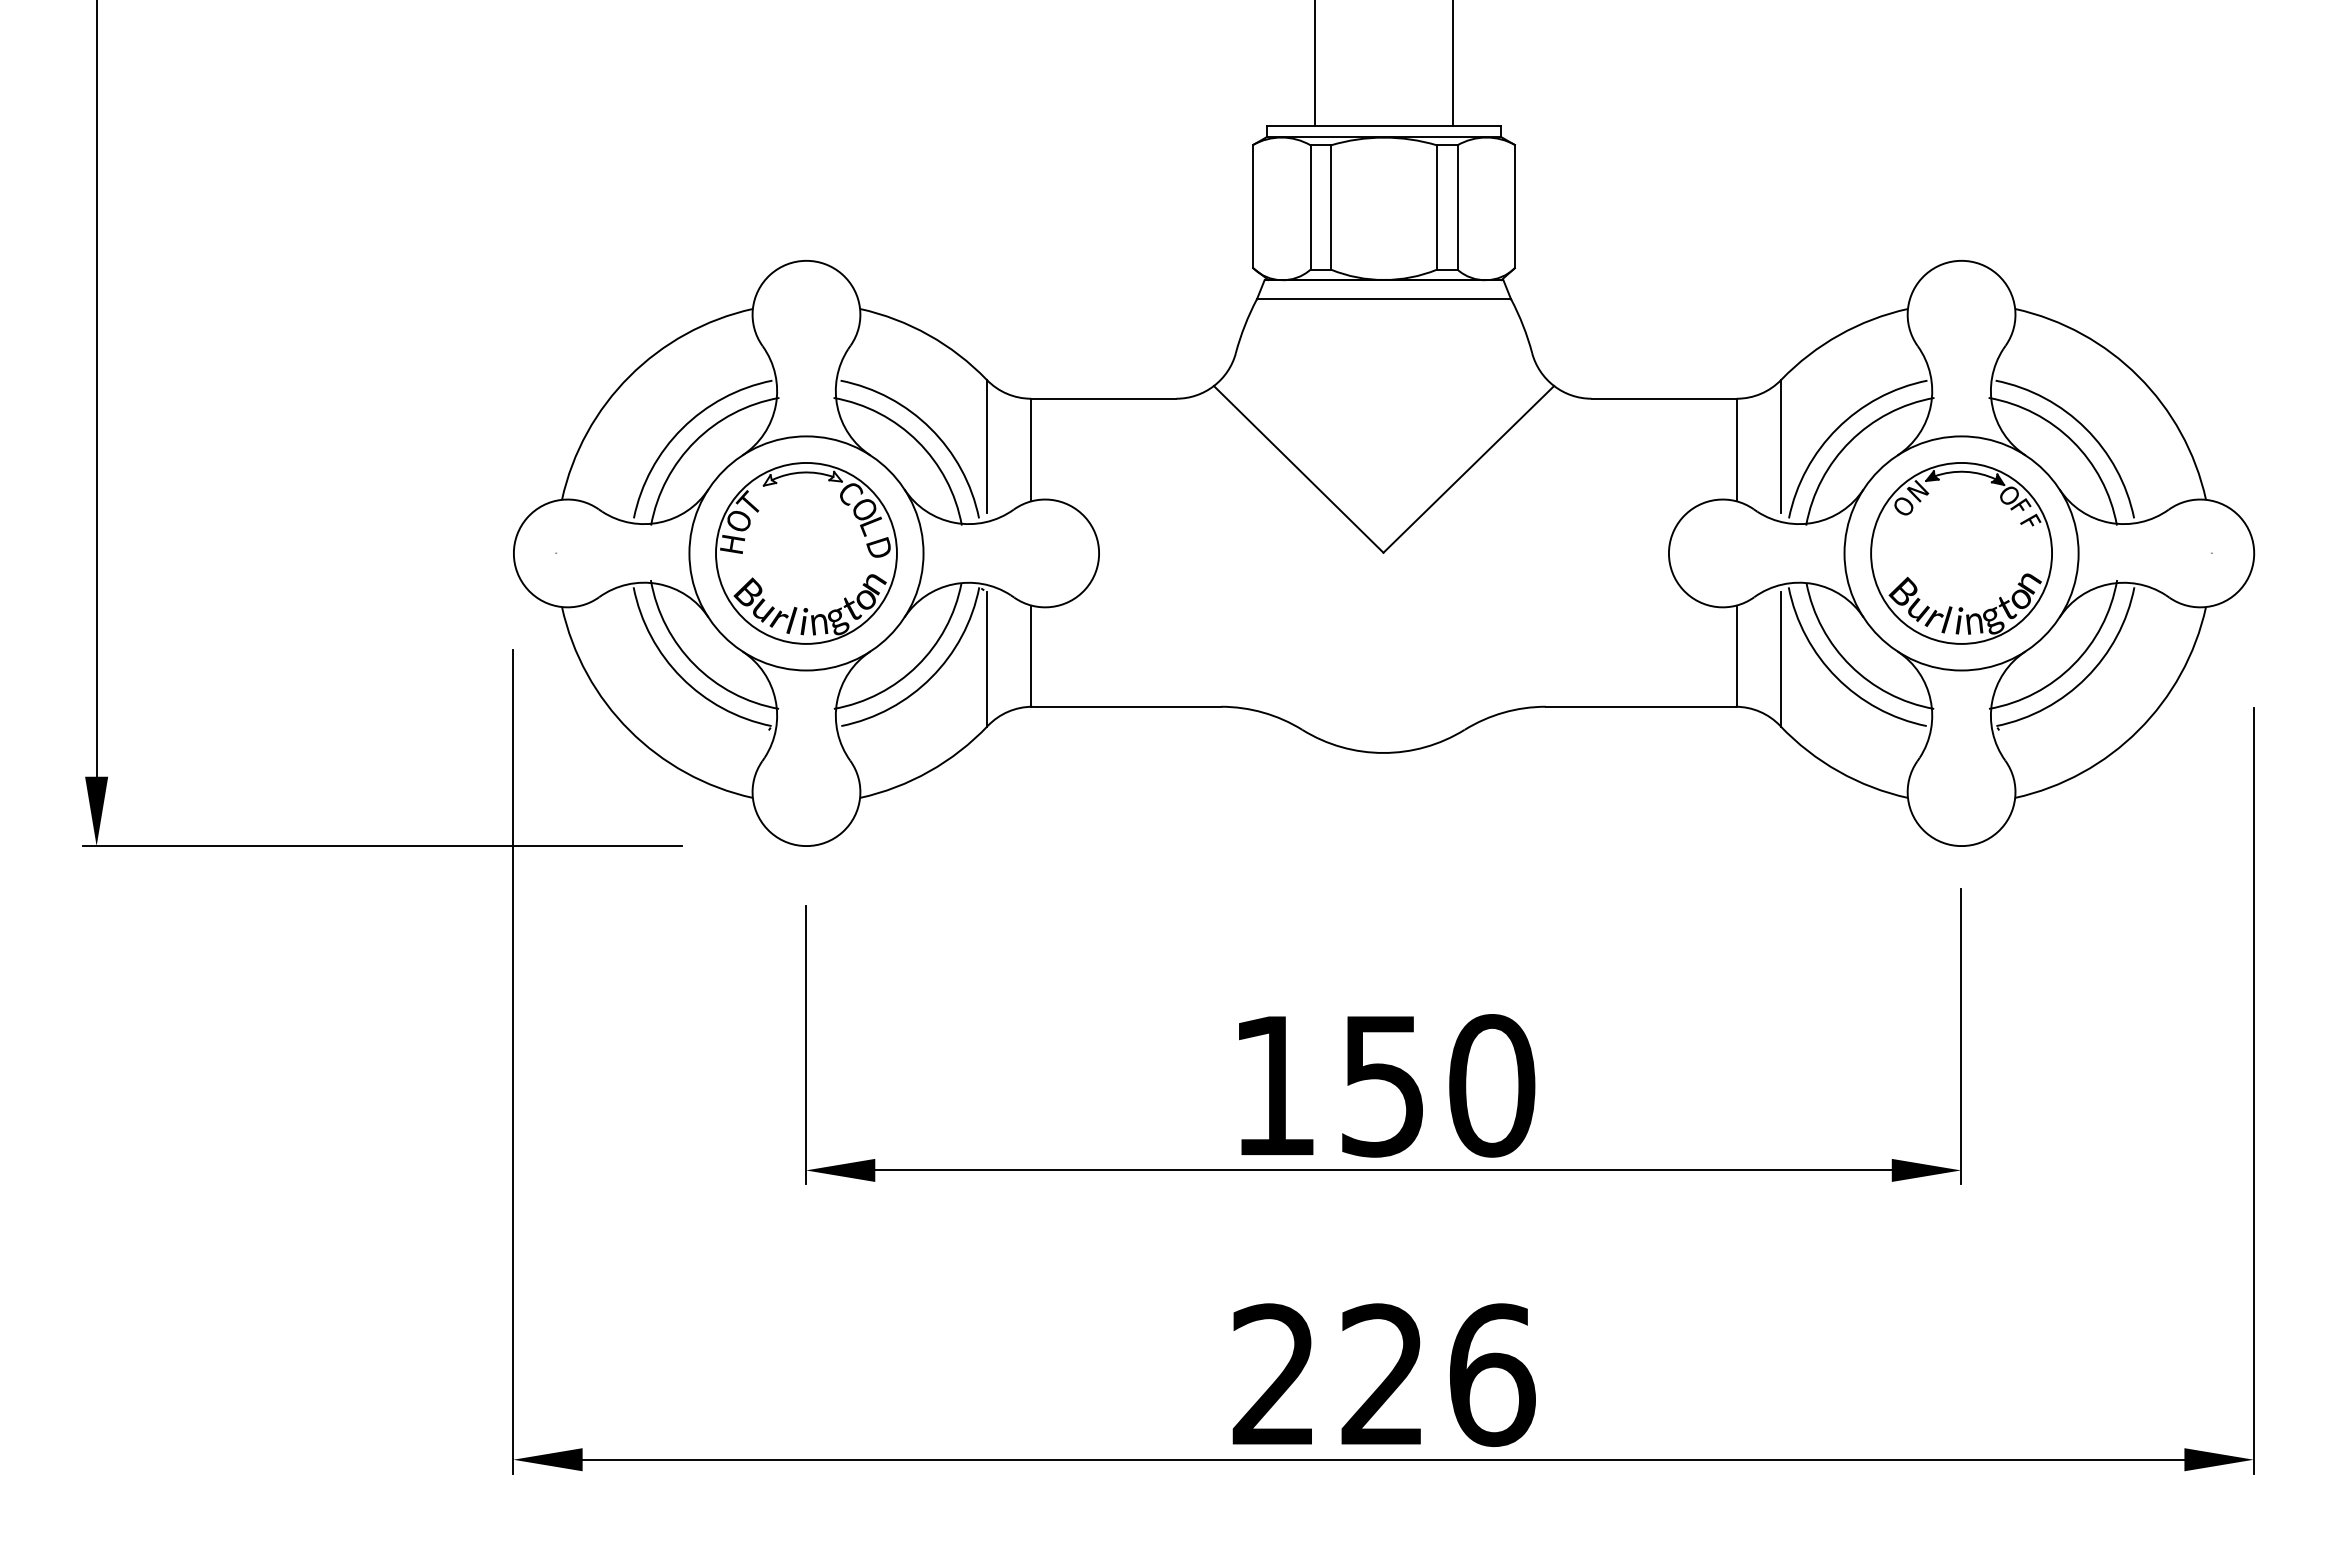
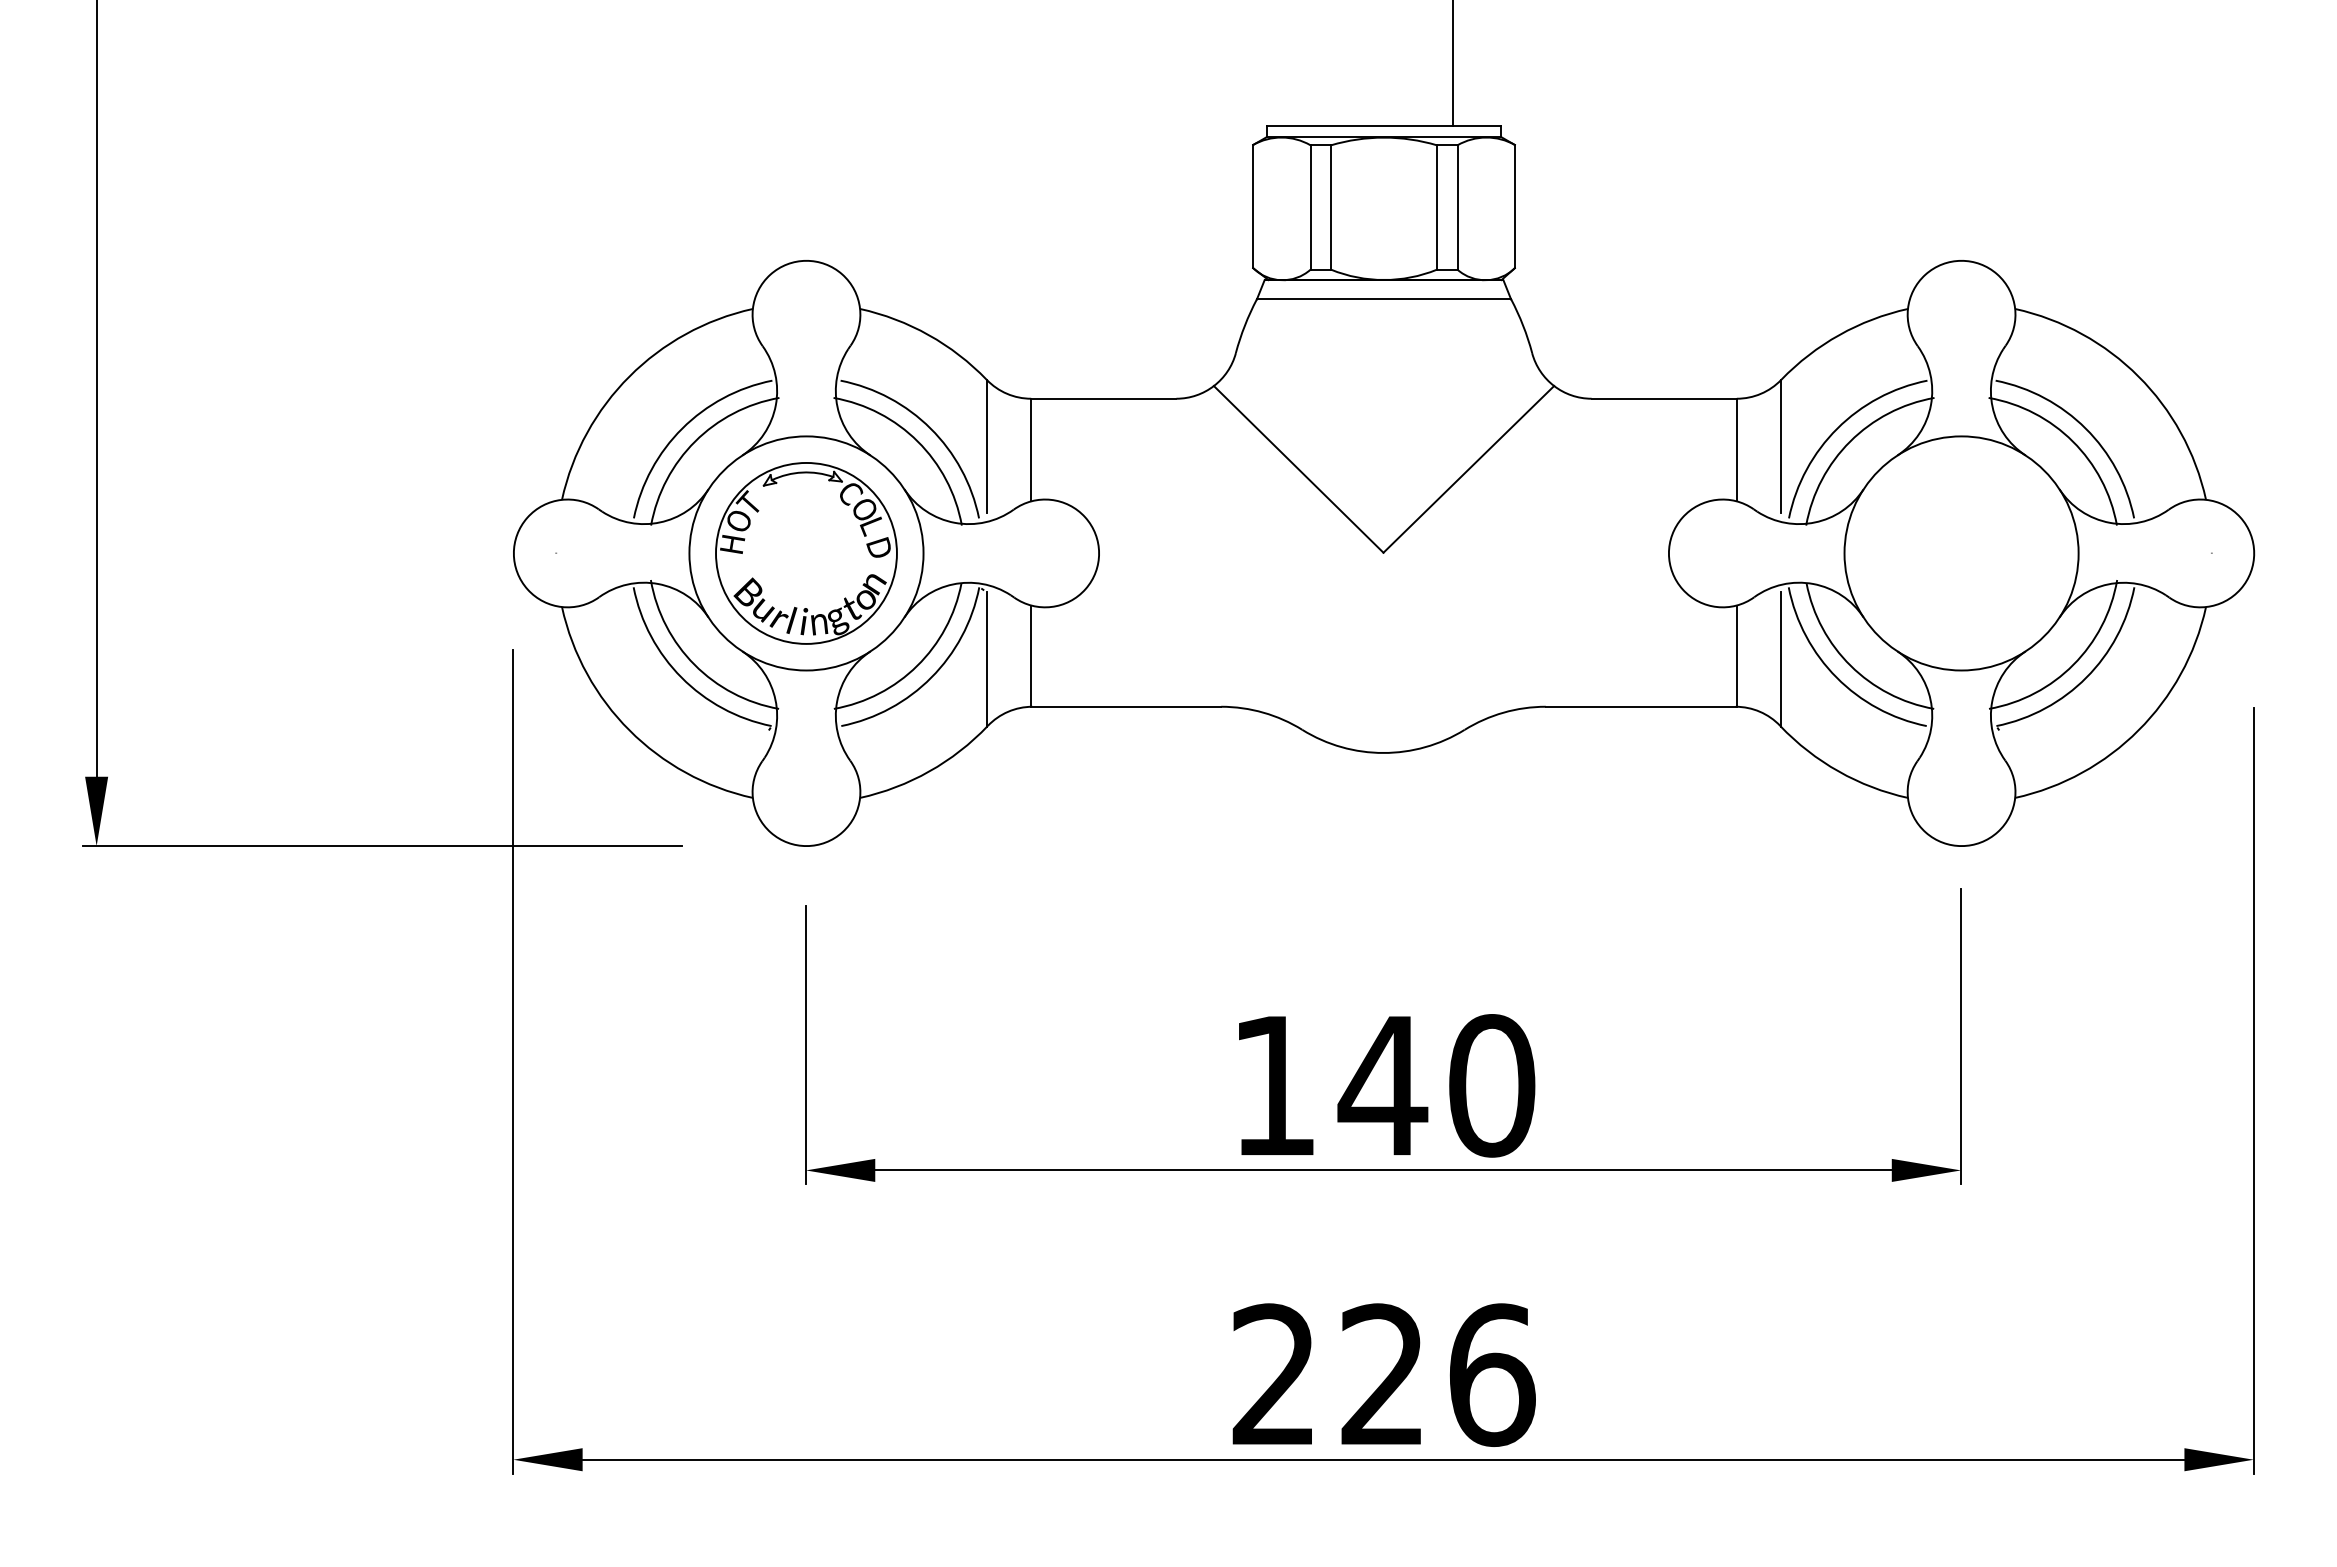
line: present -> none (1314, 63)
part: present -> none (1961, 553)
text: 150 -> 140 (1382, 1086)
